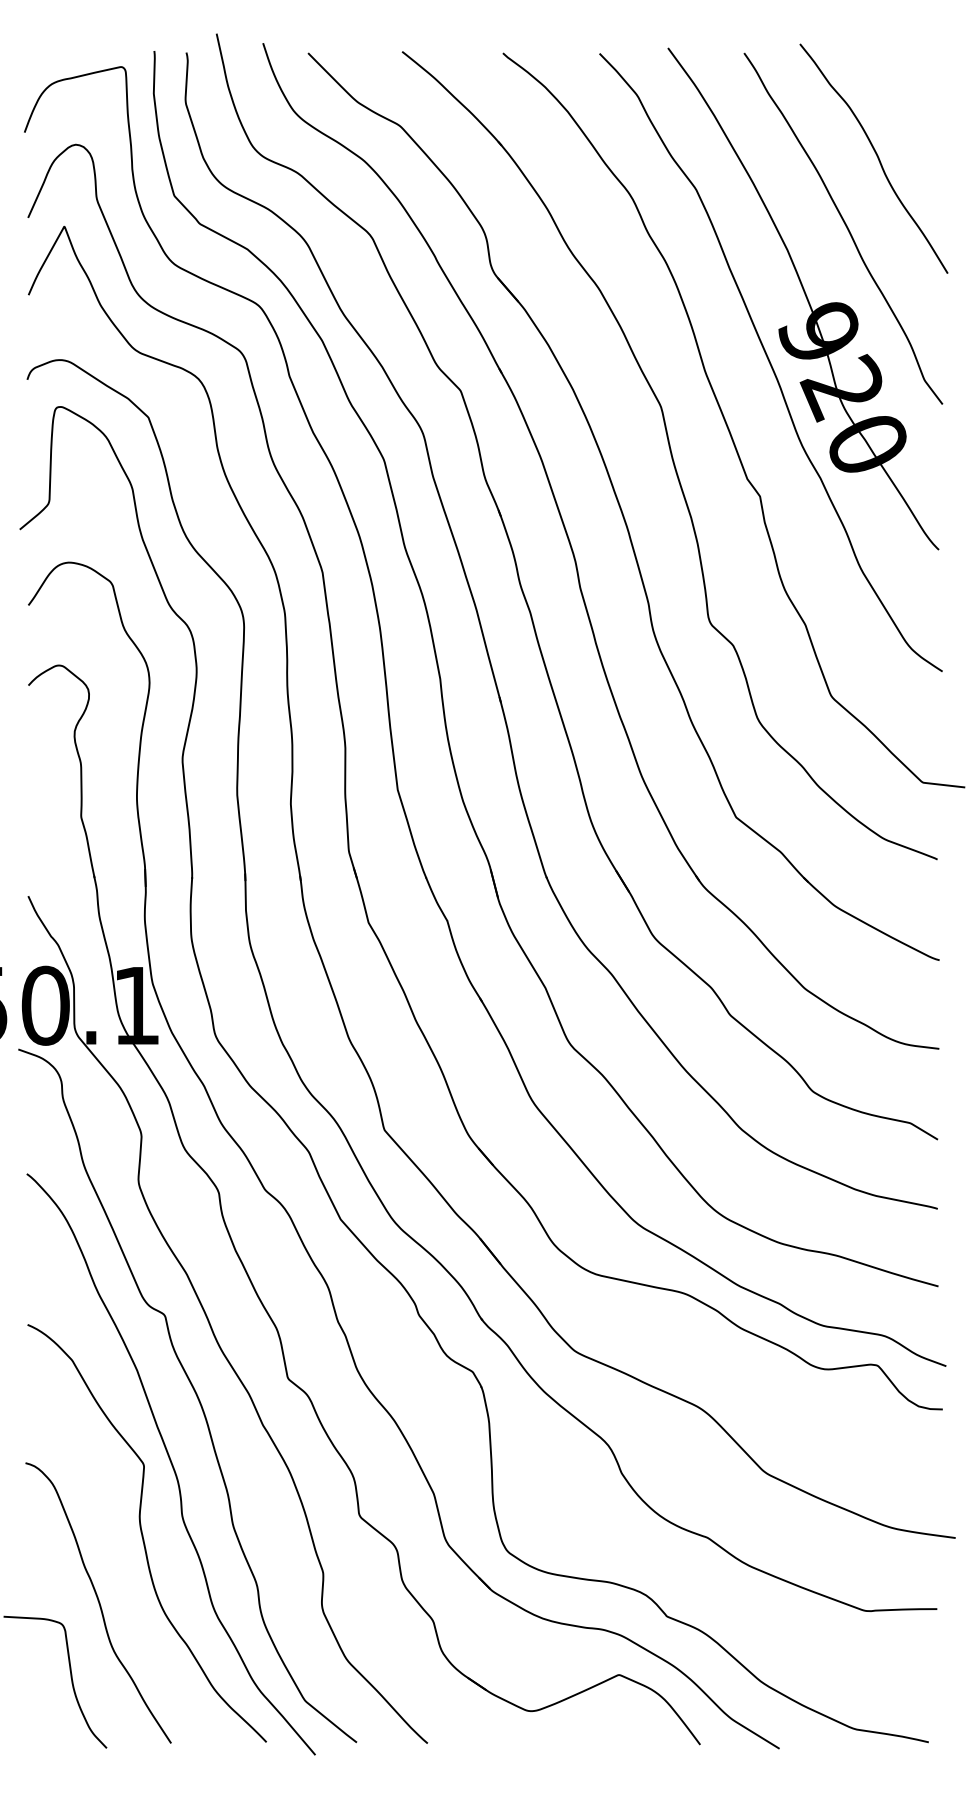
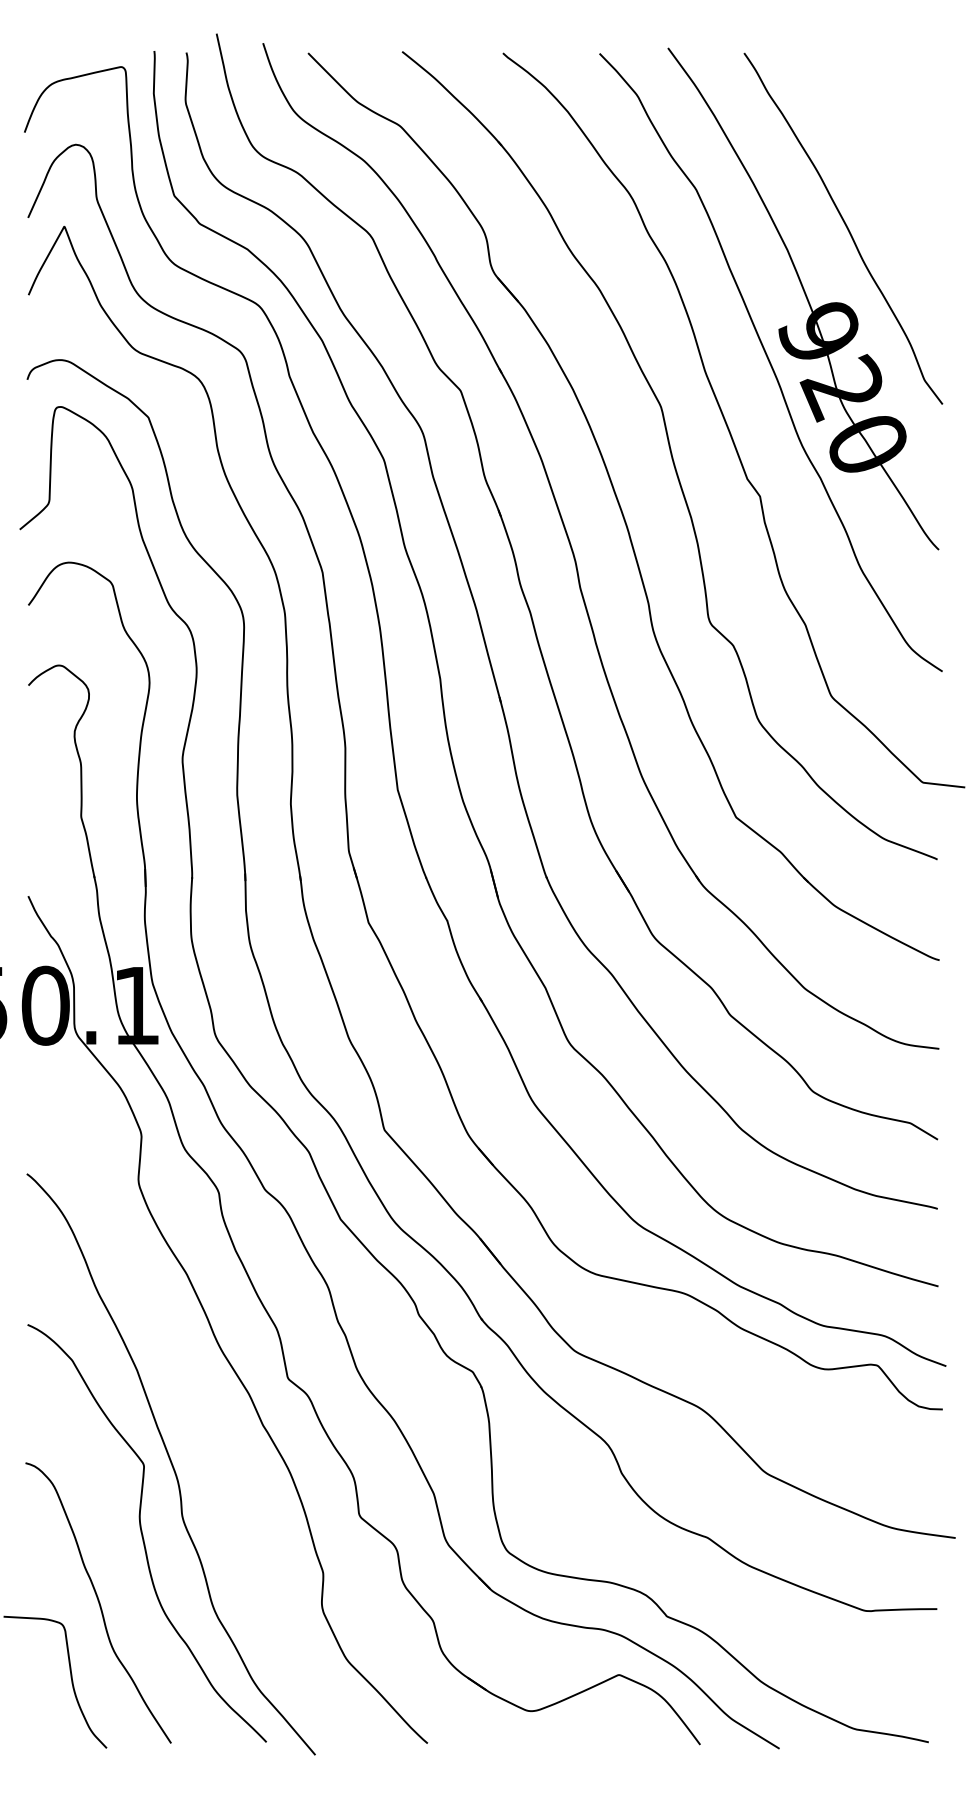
curve: present -> none (876, 156)
curve: present -> none (194, 1392)
